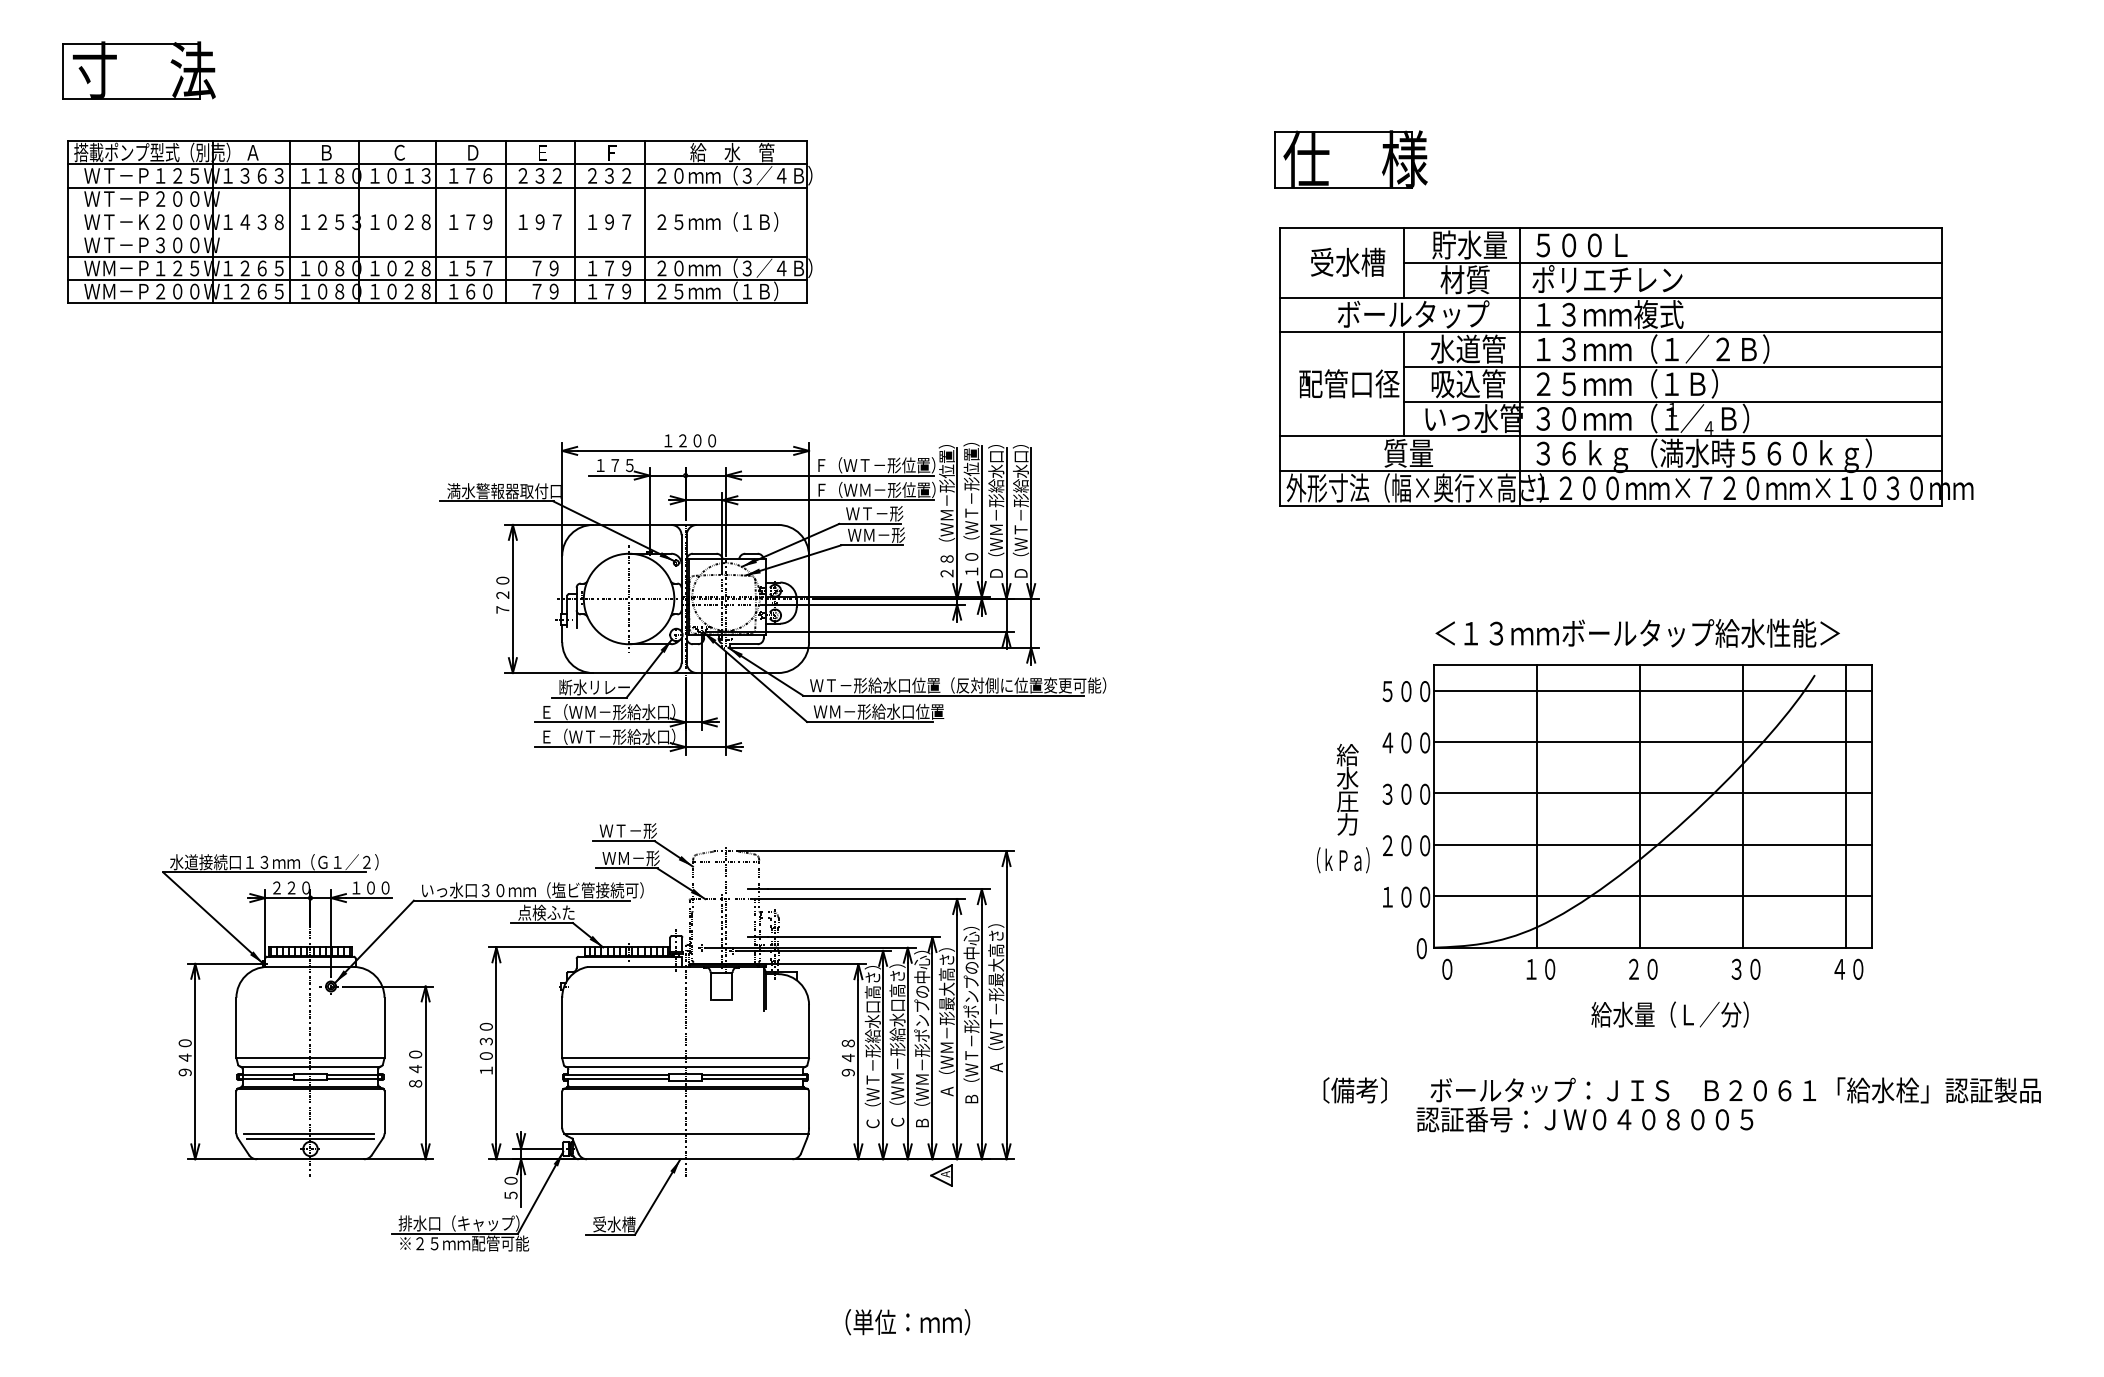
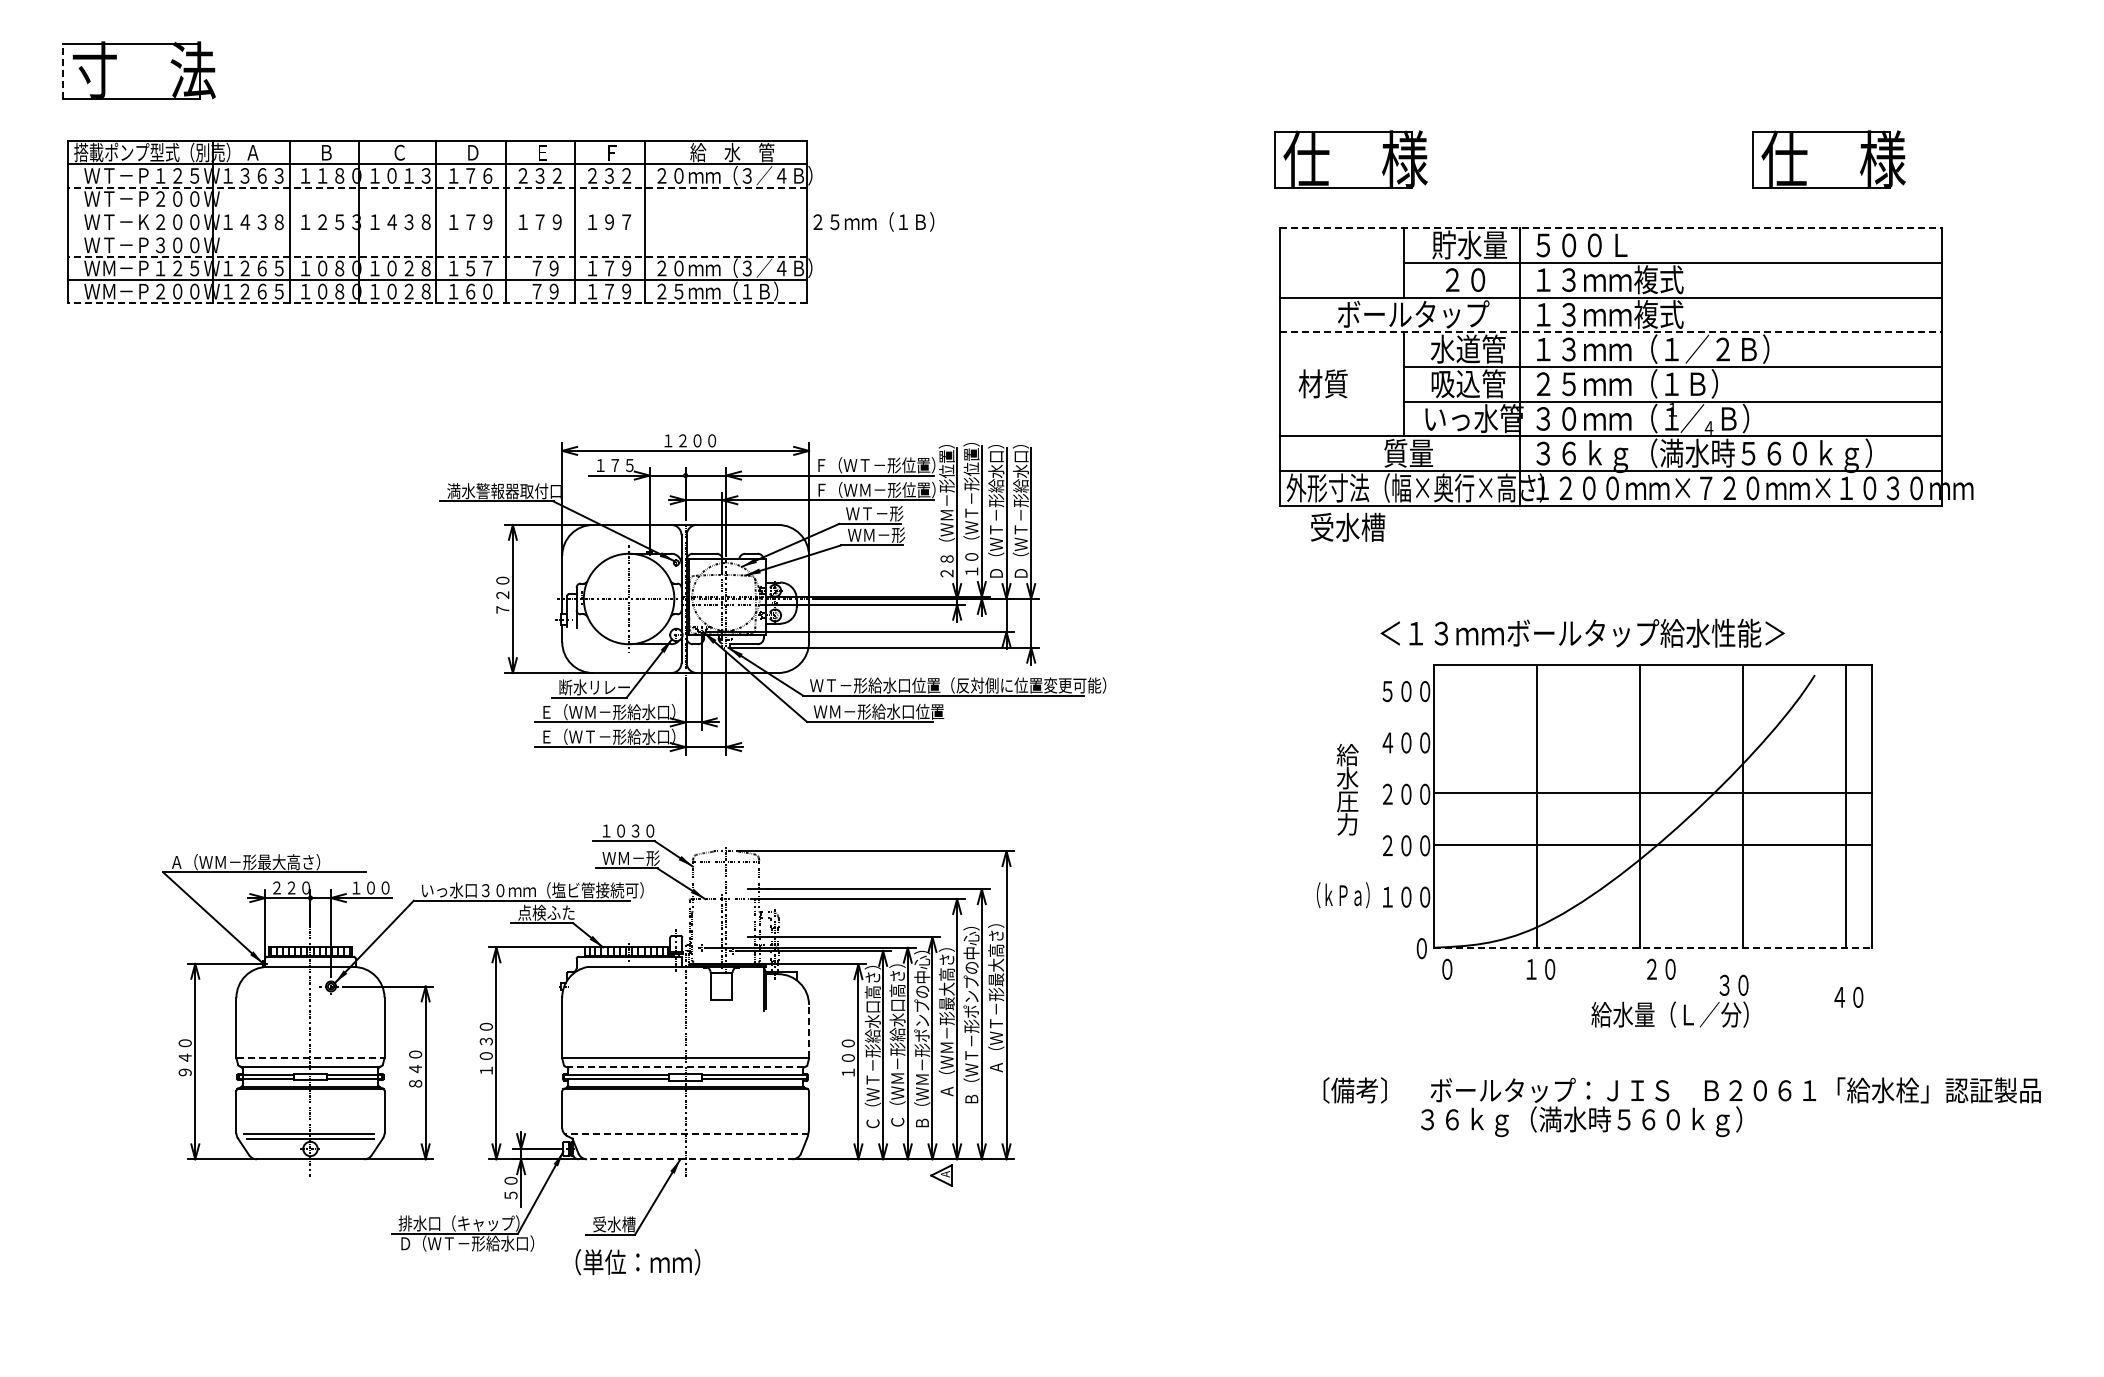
line: solid -> dashed (63, 71)
part: none -> present (1828, 159)
line: solid -> dashed (436, 187)
text position: (717, 221) -> (873, 221) (873, 221)
text: １０２８ -> １４３８ (400, 222)
text: １９７ -> １７９ (548, 222)
line: solid -> dashed (1611, 228)
line: solid -> dashed (436, 256)
text position: (1348, 261) -> (1348, 526) (1348, 526)
text: 材質 -> ２０ (1464, 279)
text: ポリエチレン -> １３ｍｍ複式 (1607, 279)
line: solid -> dashed (436, 303)
line: solid -> dashed (1611, 332)
text: 配管口径 -> 材質 (1348, 383)
text: Ｄ（ＷＭ－形給水口） -> Ｄ（ＷＴ－形給水口） (996, 529)
text position: (1637, 632) -> (1582, 632) (1582, 632)
line: present -> none (1652, 690)
line: present -> none (1652, 742)
text: ３００ -> ２００ (1387, 794)
text: ＷＴ－形 -> １０３０ (627, 830)
text position: (1343, 860) -> (1343, 895) (1343, 895)
text: 水道接続口１３ｍｍ（Ｇ１／２） -> Ａ（ＷＭ－形最大高さ） (274, 862)
line: present -> none (1652, 896)
line: solid -> dashed (1653, 947)
text position: (1643, 968) -> (1661, 968) (1661, 968)
text position: (1745, 968) -> (1733, 984) (1733, 984)
text position: (1848, 968) -> (1848, 996) (1848, 996)
line: solid -> dashed (809, 1031)
text: ９４８ -> １００ (847, 1057)
line: solid -> dashed (310, 1058)
line: solid -> dashed (685, 1066)
text: 認証番号：ＪＷ０４０８００５ -> ３６ｋｇ（満水時５６０ｋｇ） (1584, 1121)
line: solid -> dashed (686, 1133)
line: solid -> dashed (685, 1159)
text: ※２５ｍｍ配管可能 -> Ｄ（ＷＴ－形給水口） (467, 1243)
text position: (907, 1322) -> (637, 1262) (637, 1262)
